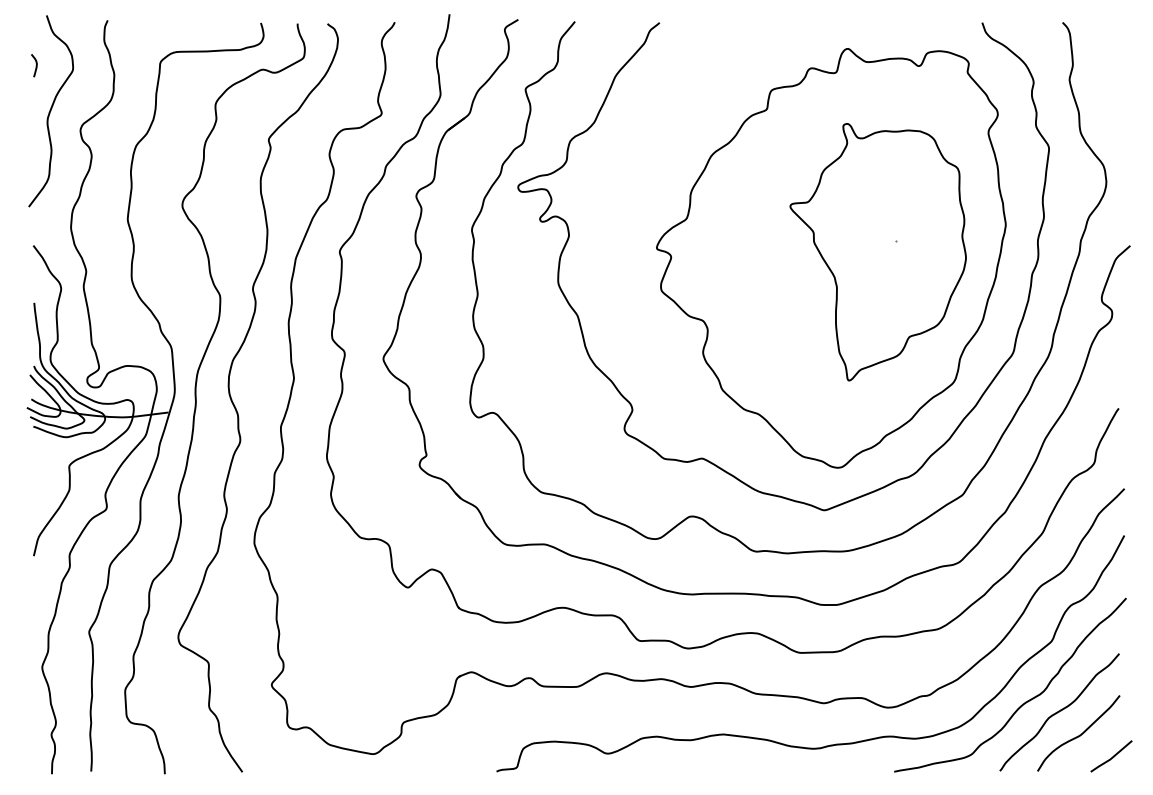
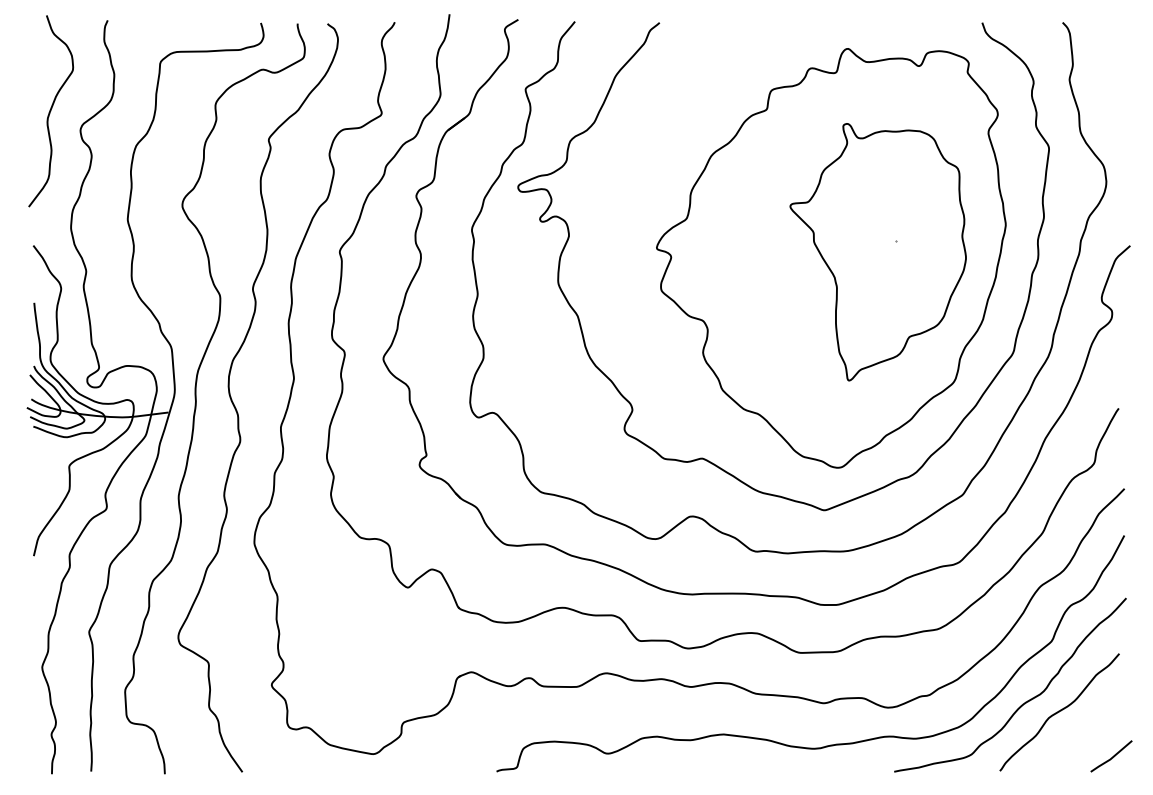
curve: present -> none (35, 65)
curve: present -> none (1079, 734)
